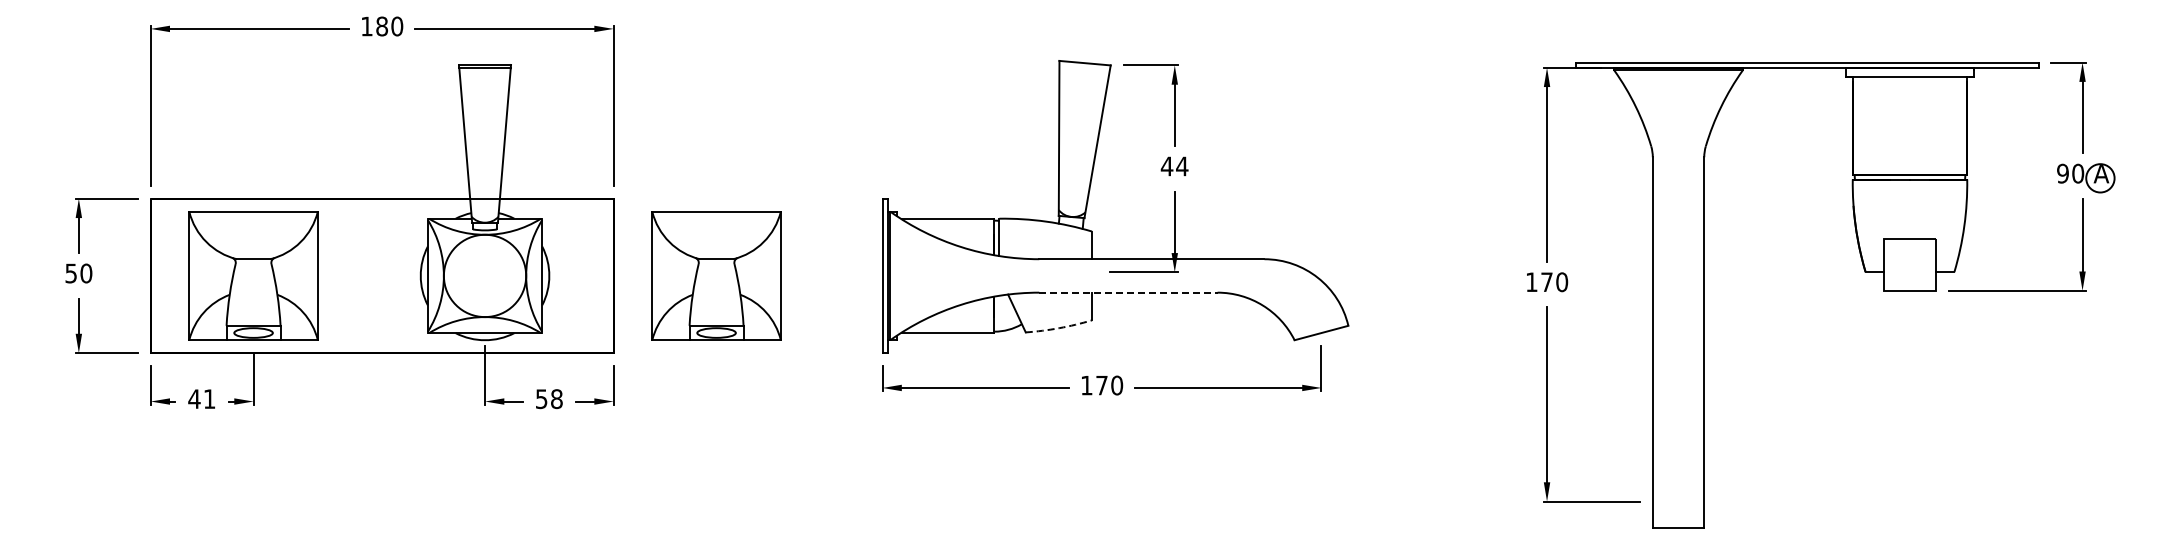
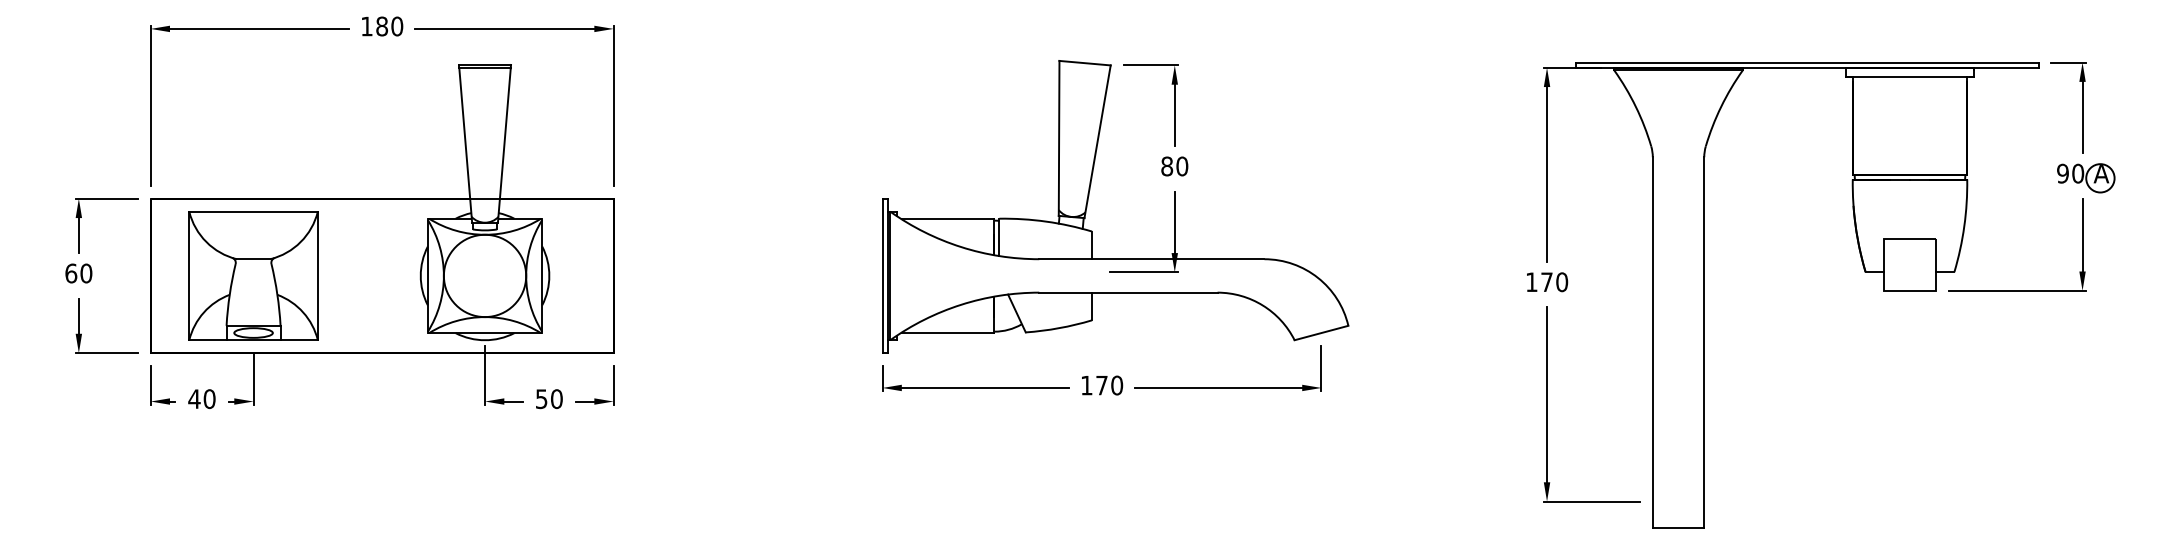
text: 44 -> 80 (1174, 166)
text: 50 -> 60 (71, 273)
part: present -> none (716, 275)
line: dashed -> solid (1128, 292)
arc: dashed -> solid (1059, 328)
text: 58 -> 50 (556, 398)
text: 41 -> 40 (209, 399)
